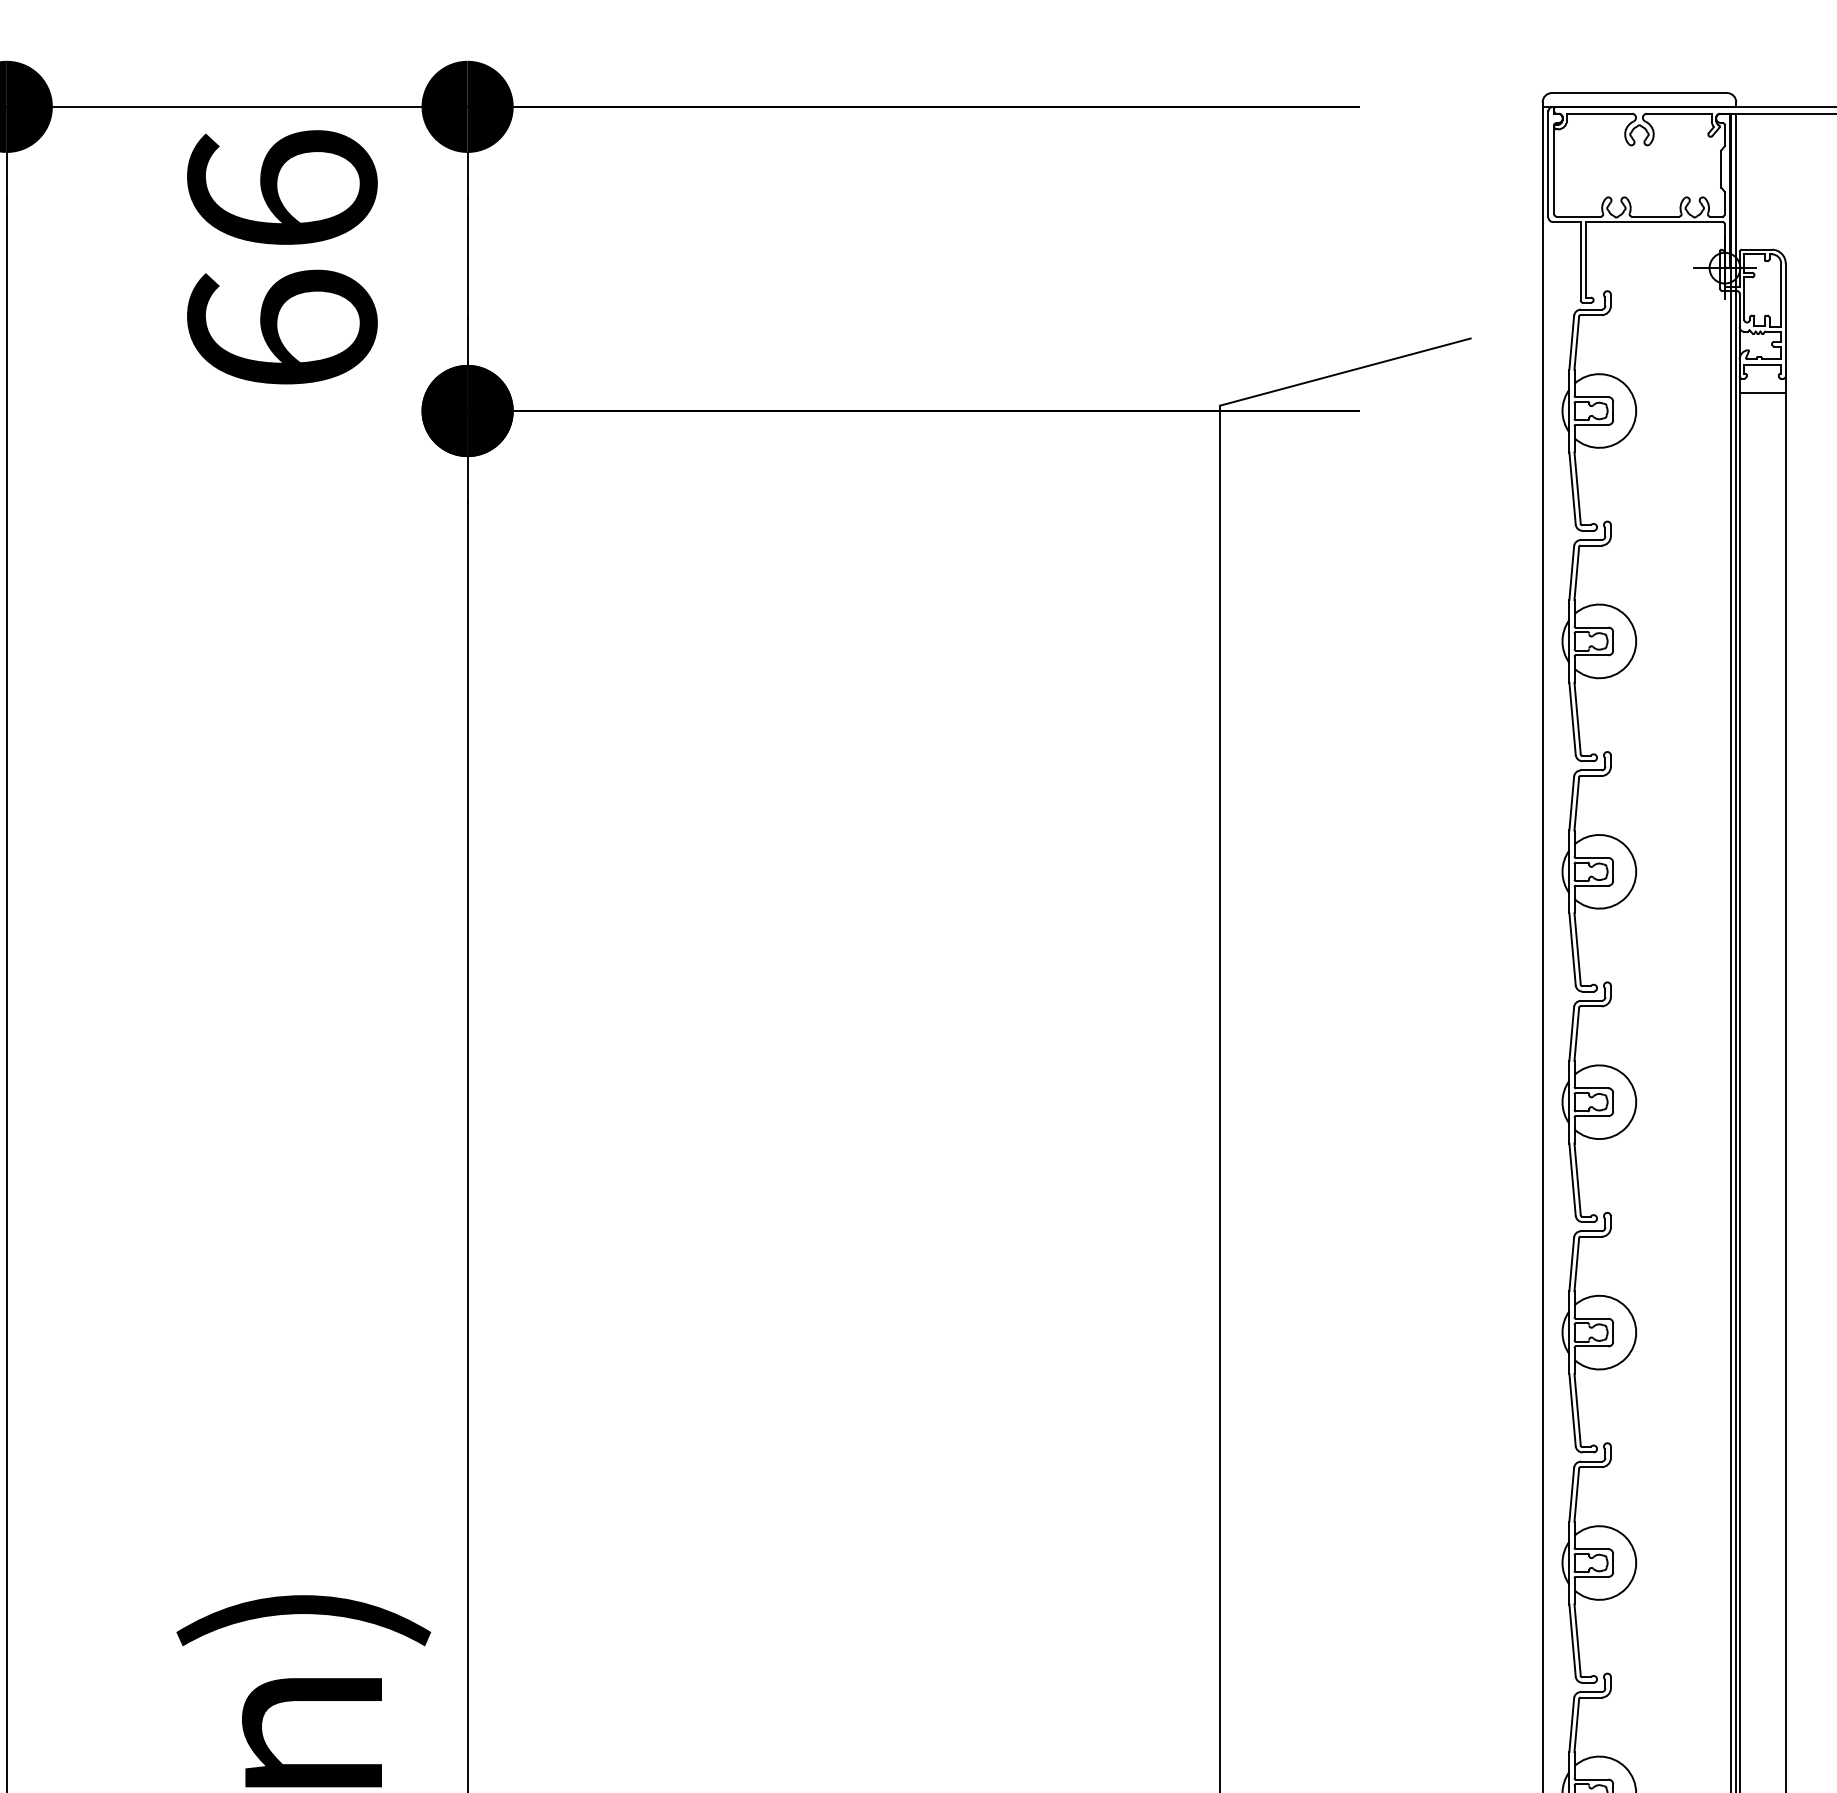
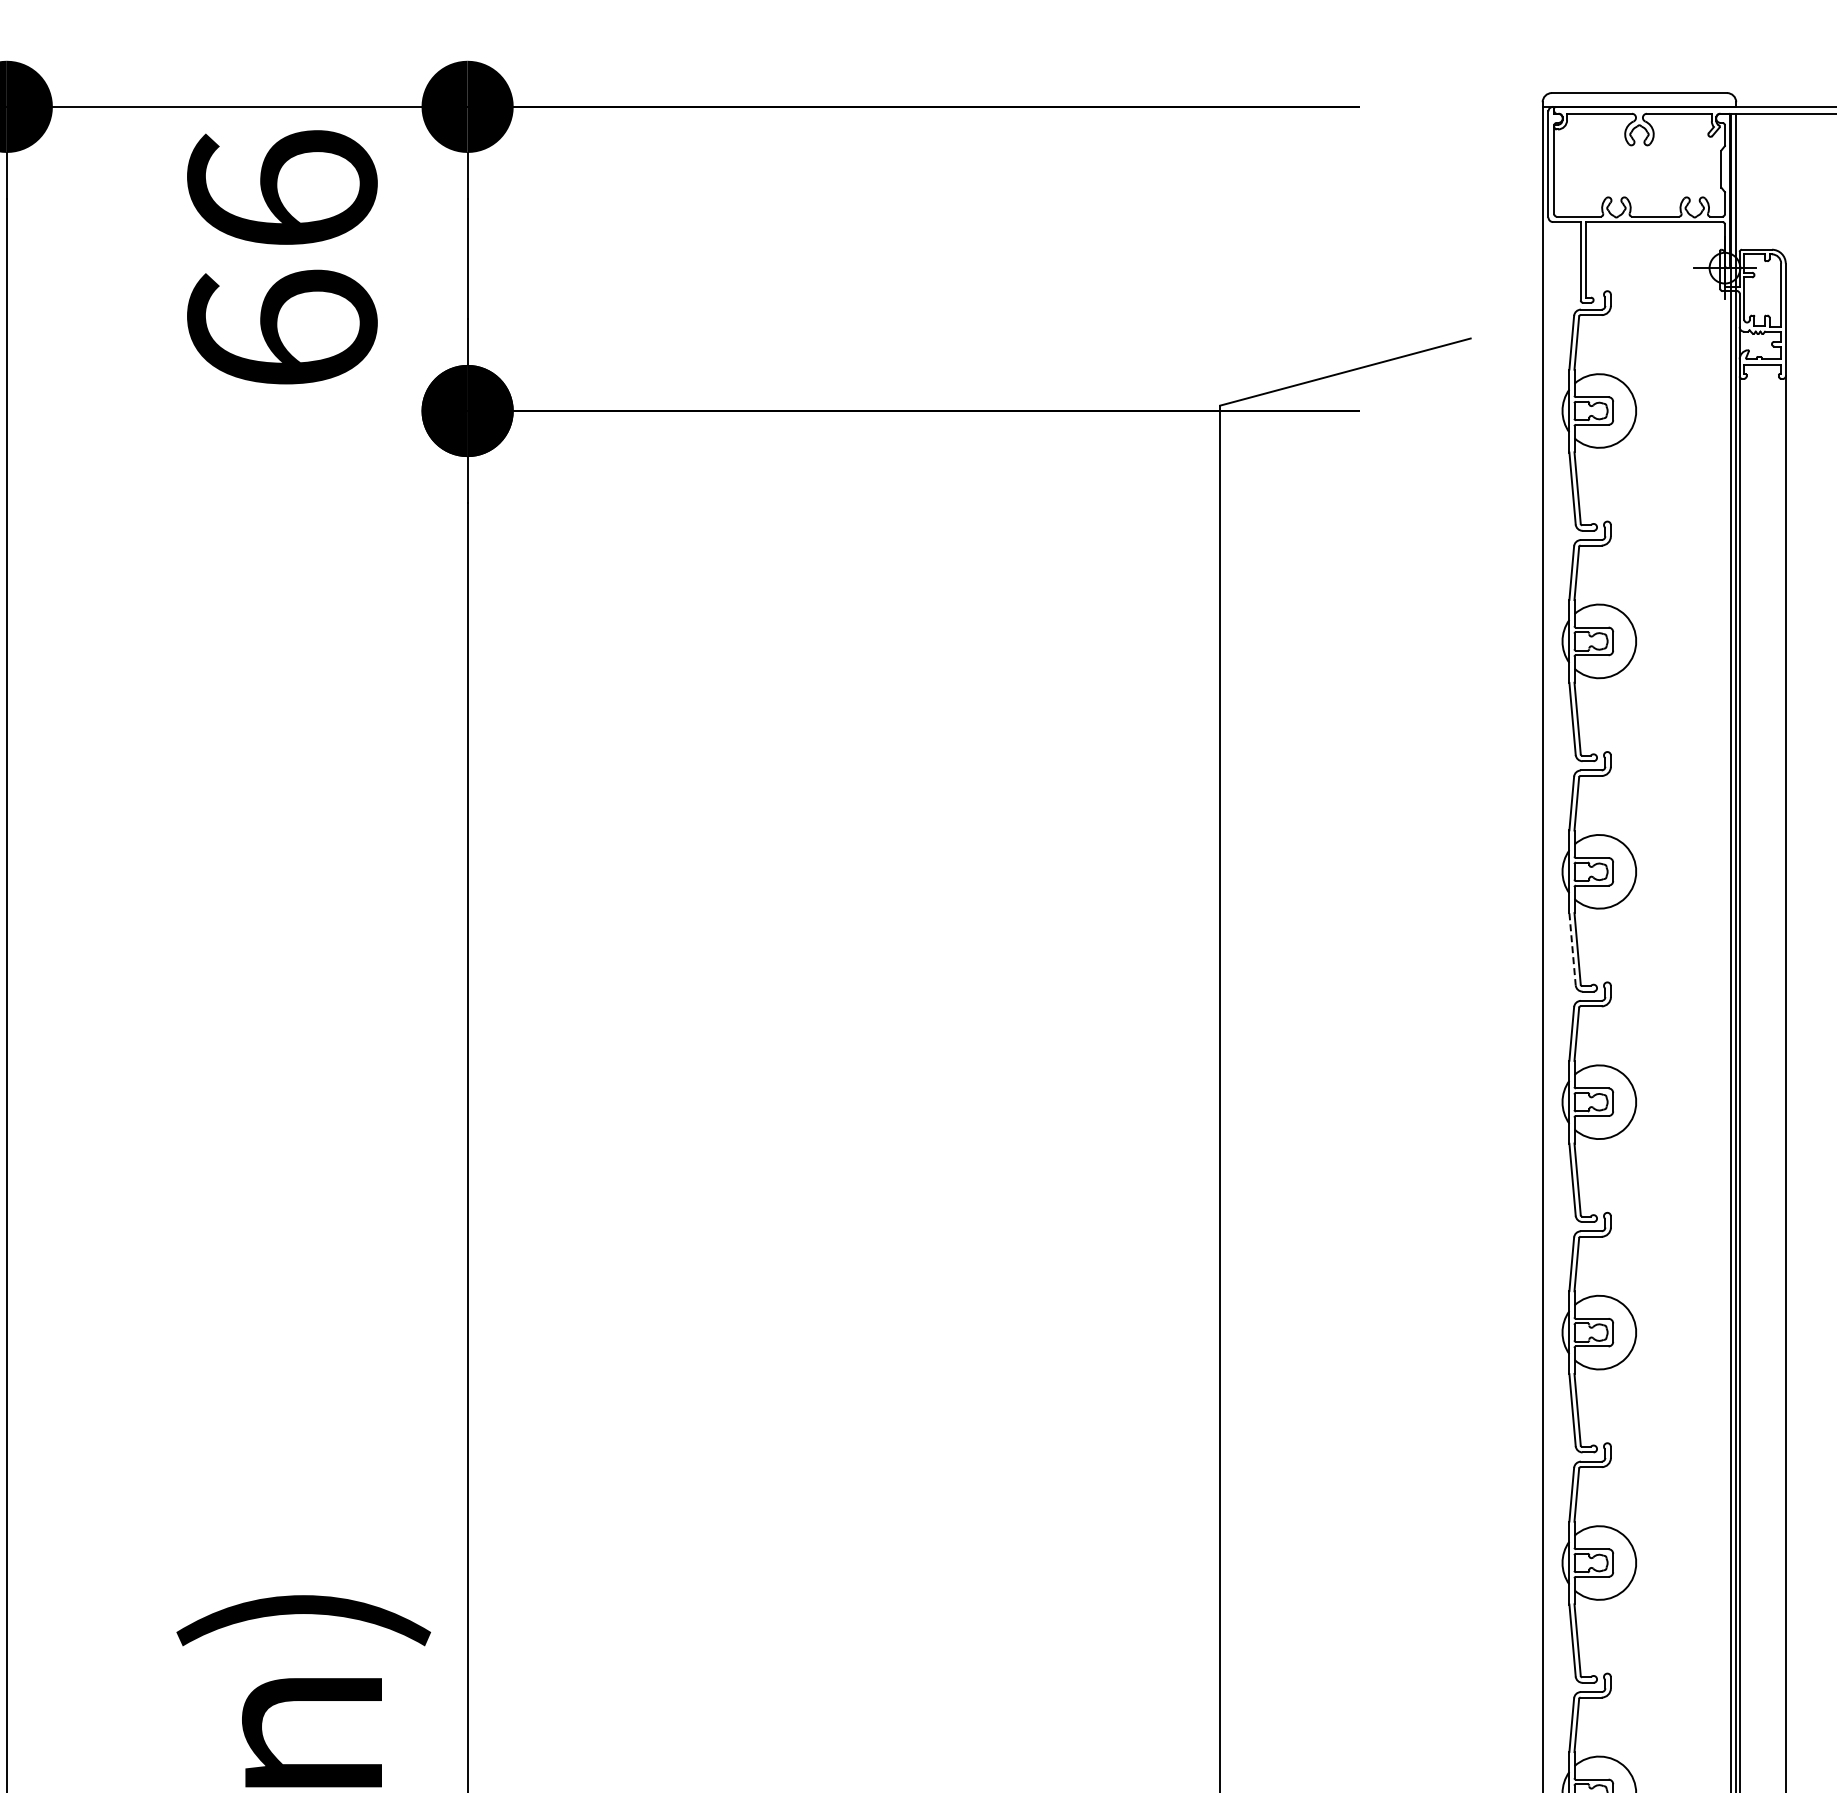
line: present -> none (1762, 392)
line: solid -> dashed (1572, 949)
